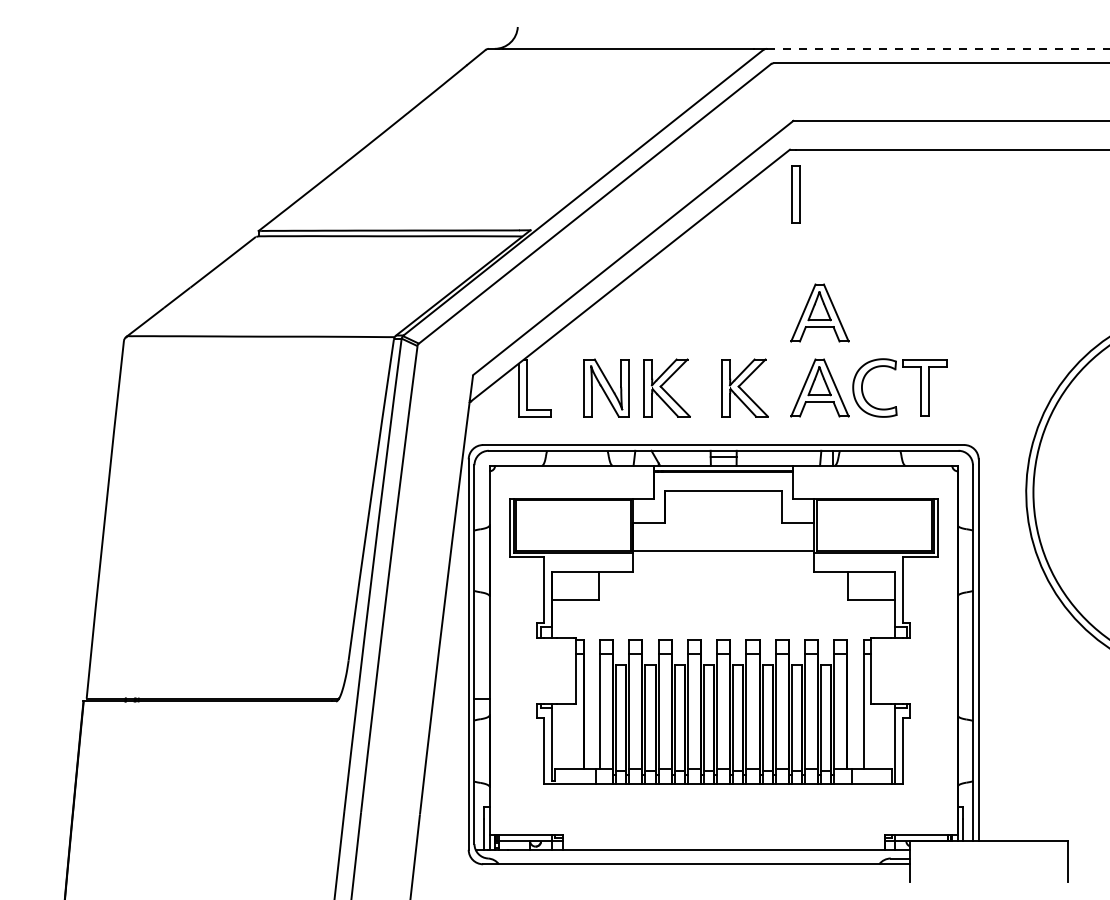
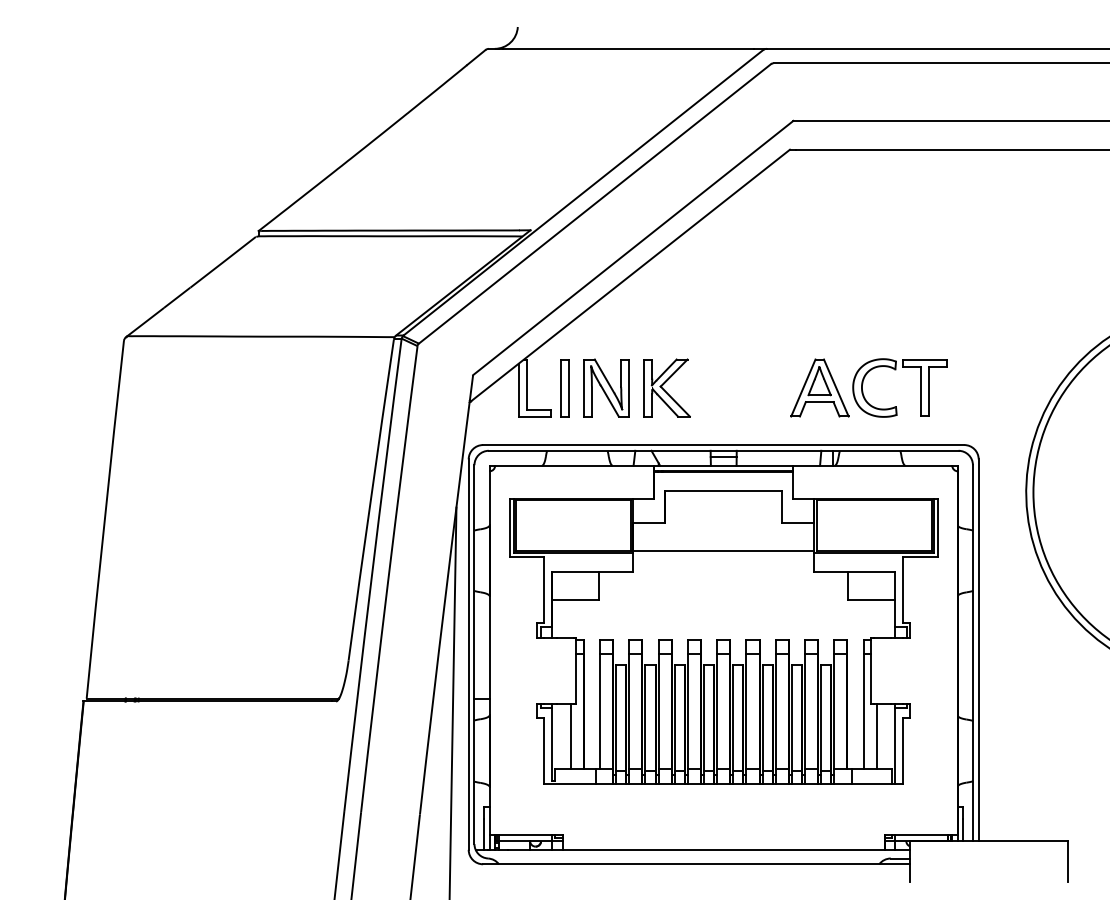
line: dashed -> solid (938, 48)
part position: (795, 194) -> (564, 388) (564, 388)
part: present -> none (819, 312)
part: present -> none (744, 387)
line: none -> present (452, 701)
line: none -> present (570, 735)
line: none -> present (876, 735)
